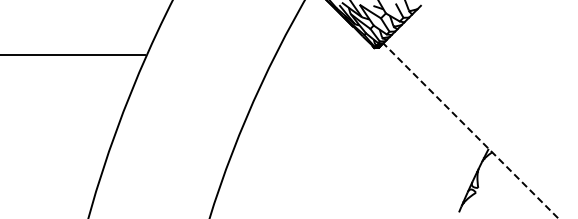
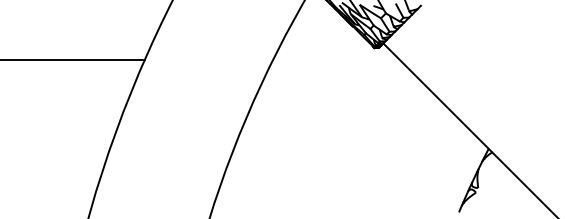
line position: (73, 54) -> (73, 59) (73, 59)
line: dashed -> solid (470, 130)
